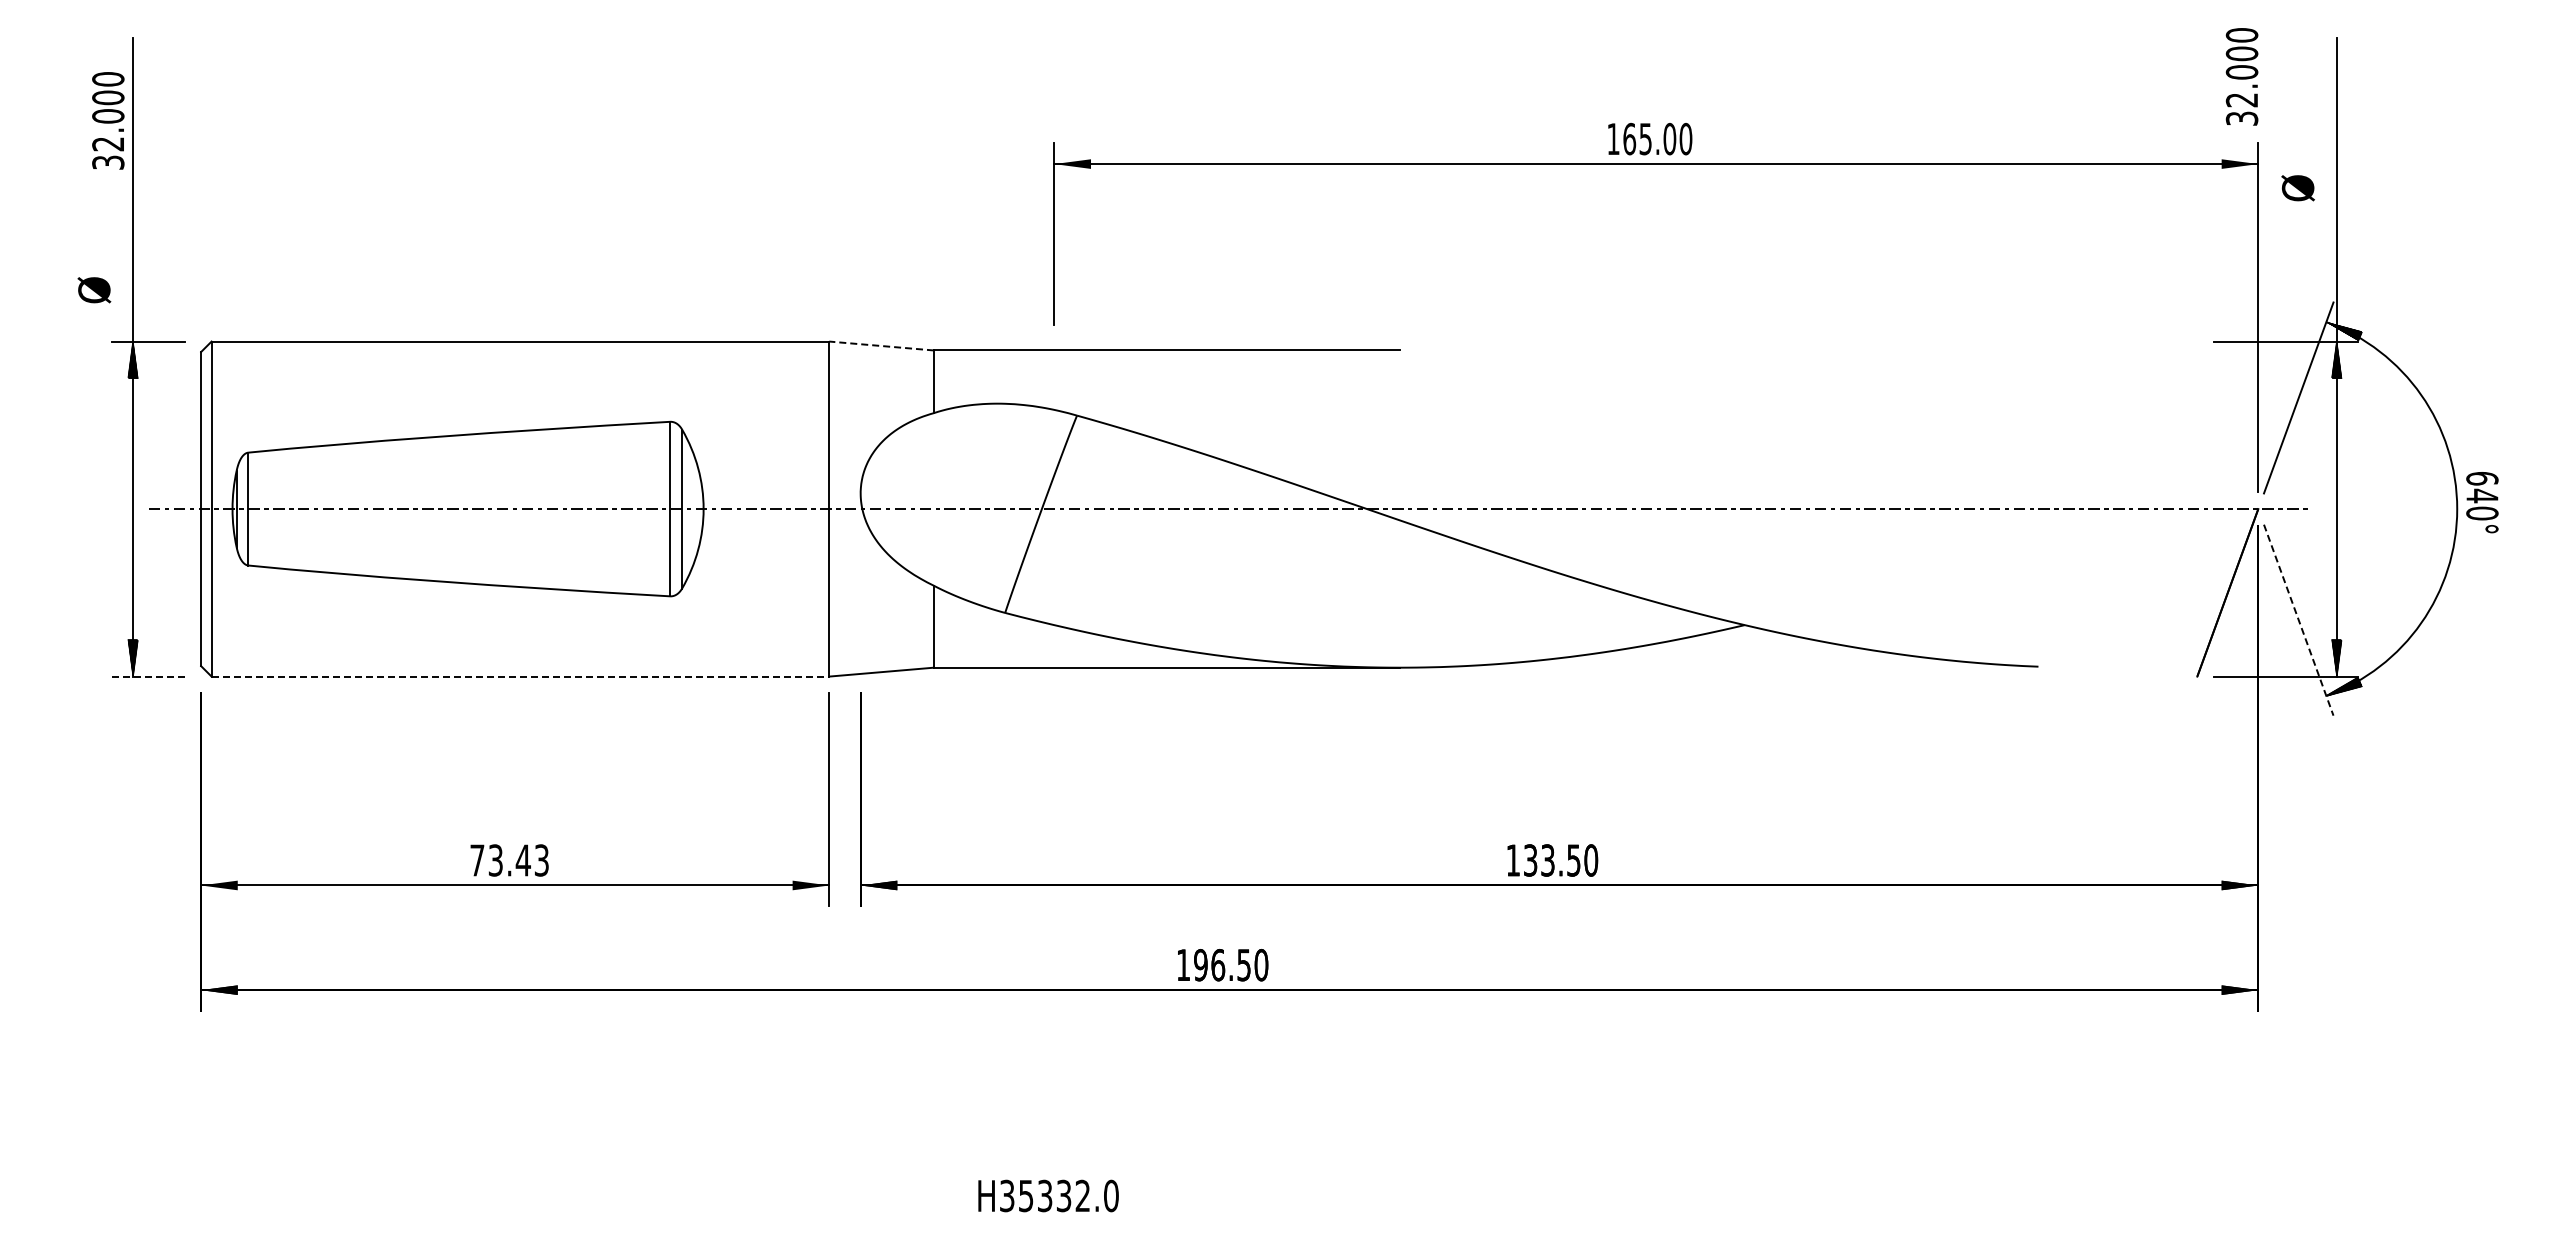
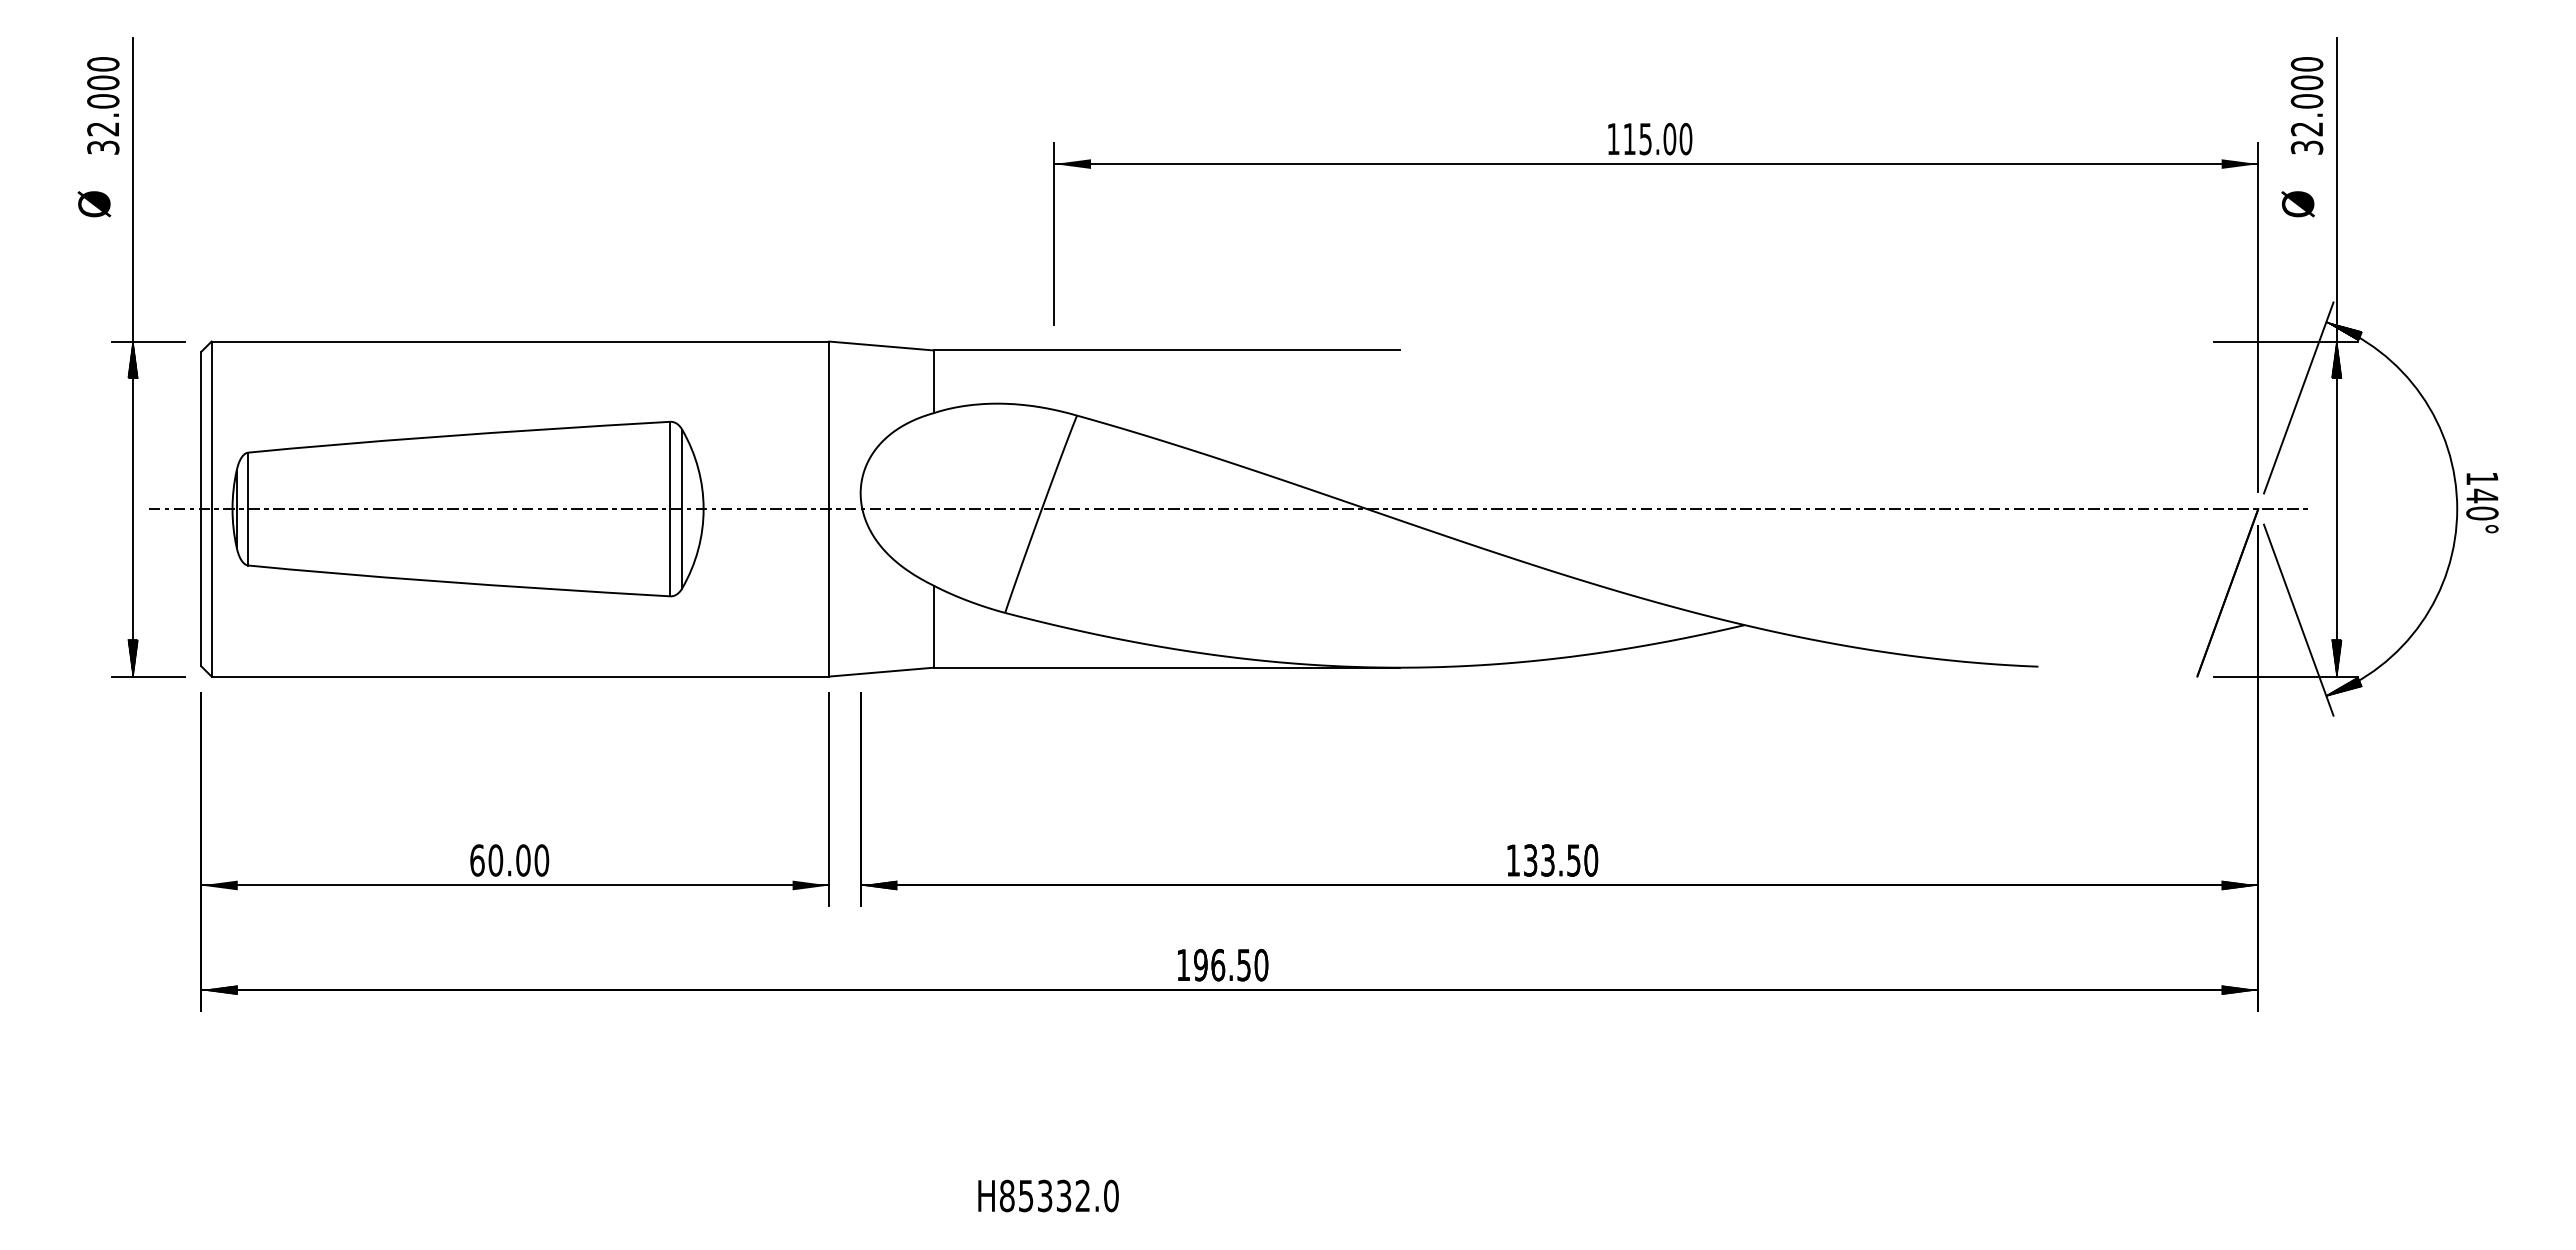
text position: (2241, 76) -> (2306, 105) (2306, 105)
text position: (108, 120) -> (103, 105) (103, 105)
text: 165.00 -> 115.00 (1629, 138)
text position: (2297, 188) -> (2297, 204) (2297, 204)
text position: (94, 290) -> (94, 204) (94, 204)
line: dashed -> solid (881, 346)
text: 640° -> 140° (2482, 478)
line: dashed -> solid (2298, 620)
line: dashed -> solid (147, 676)
line: dashed -> solid (520, 676)
text: 73.43 -> 60.00 (509, 860)
text: H35332.0 -> H85332.0 (1006, 1195)
